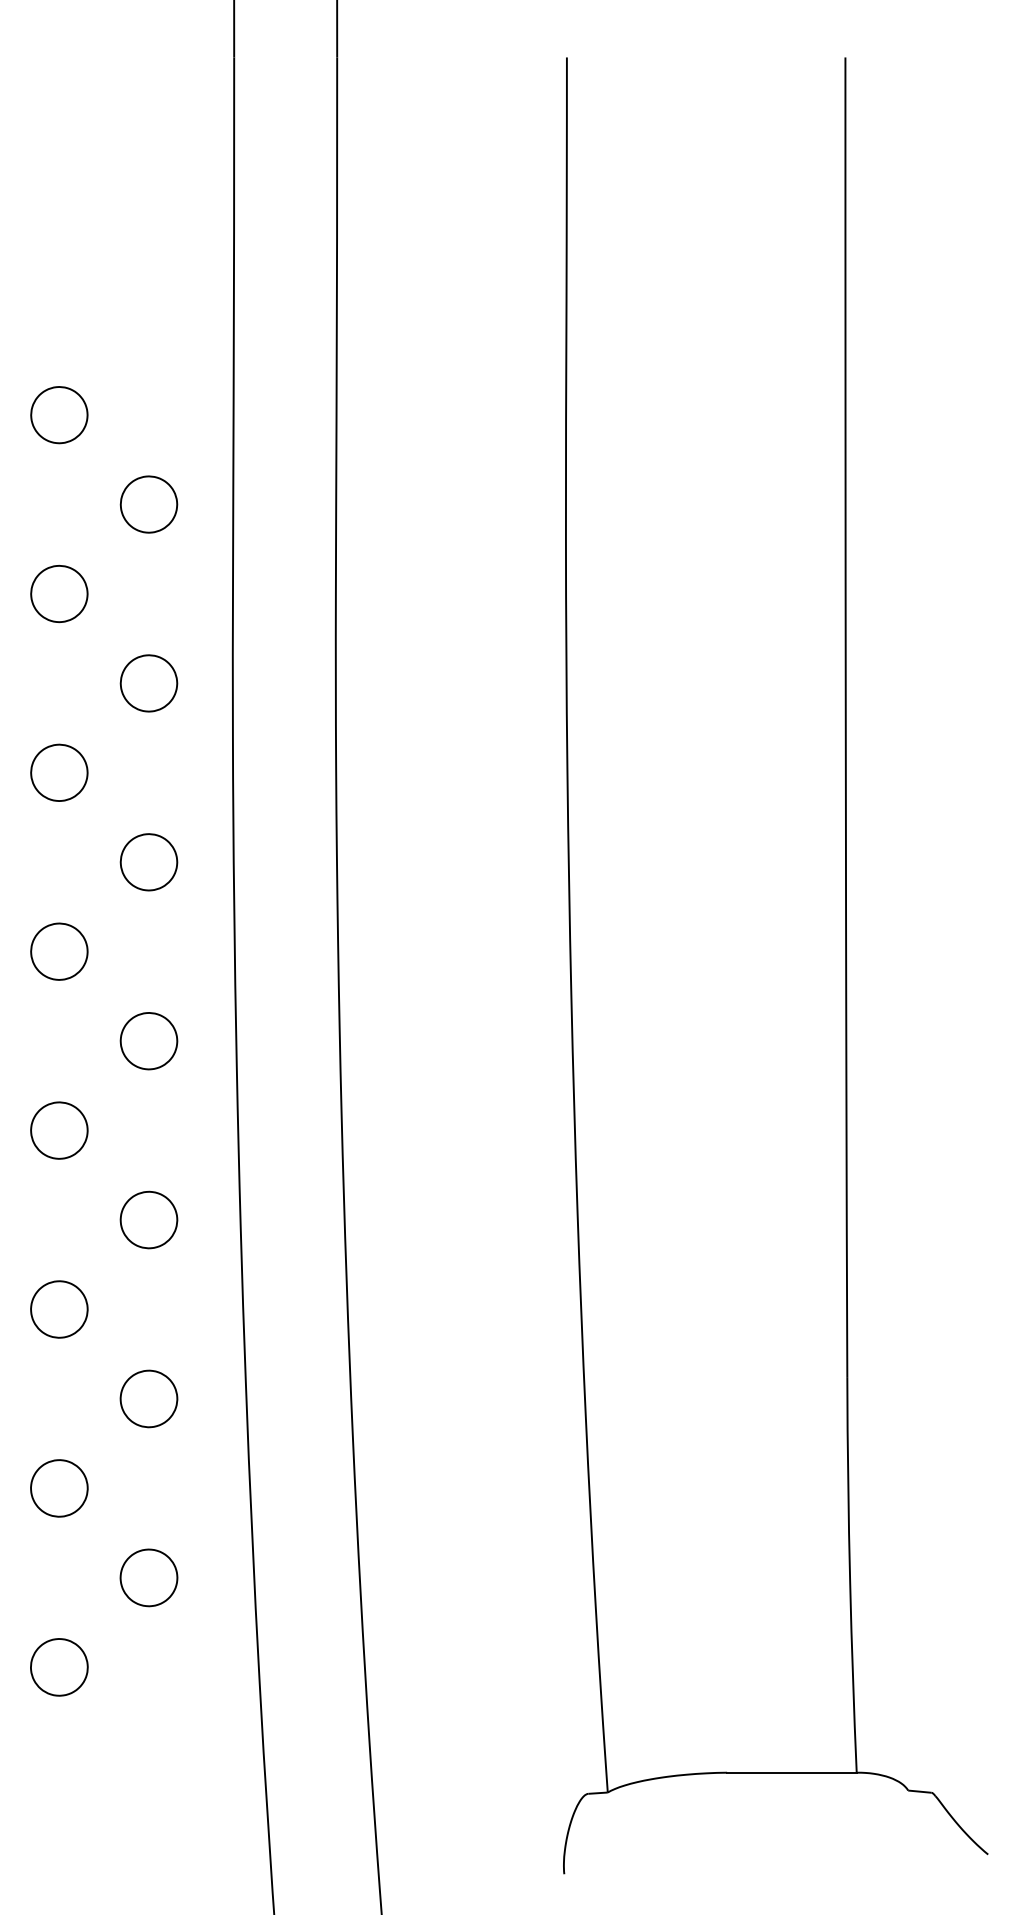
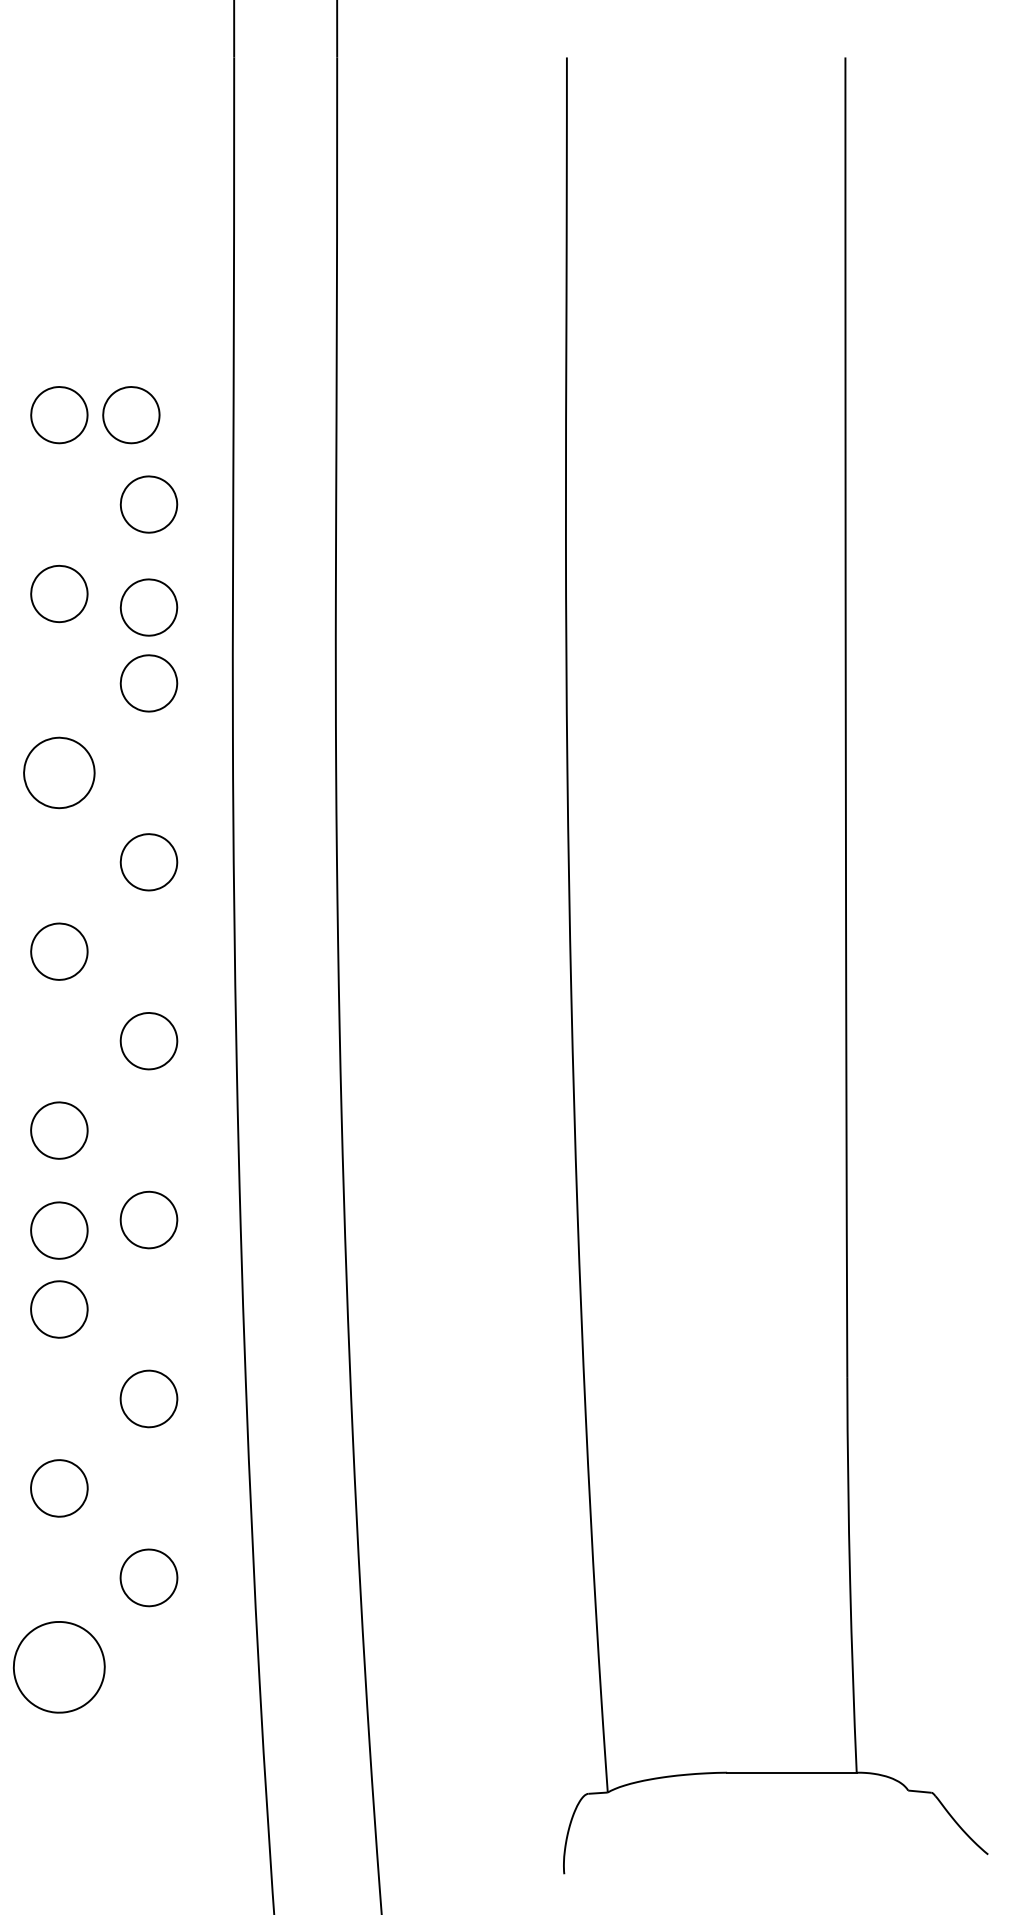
part: none -> present (131, 415)
part: none -> present (148, 607)
part size: 59x59 px -> 73x74 px (59, 772)
part: none -> present (59, 1230)
part size: 59x59 px -> 93x93 px (59, 1667)
